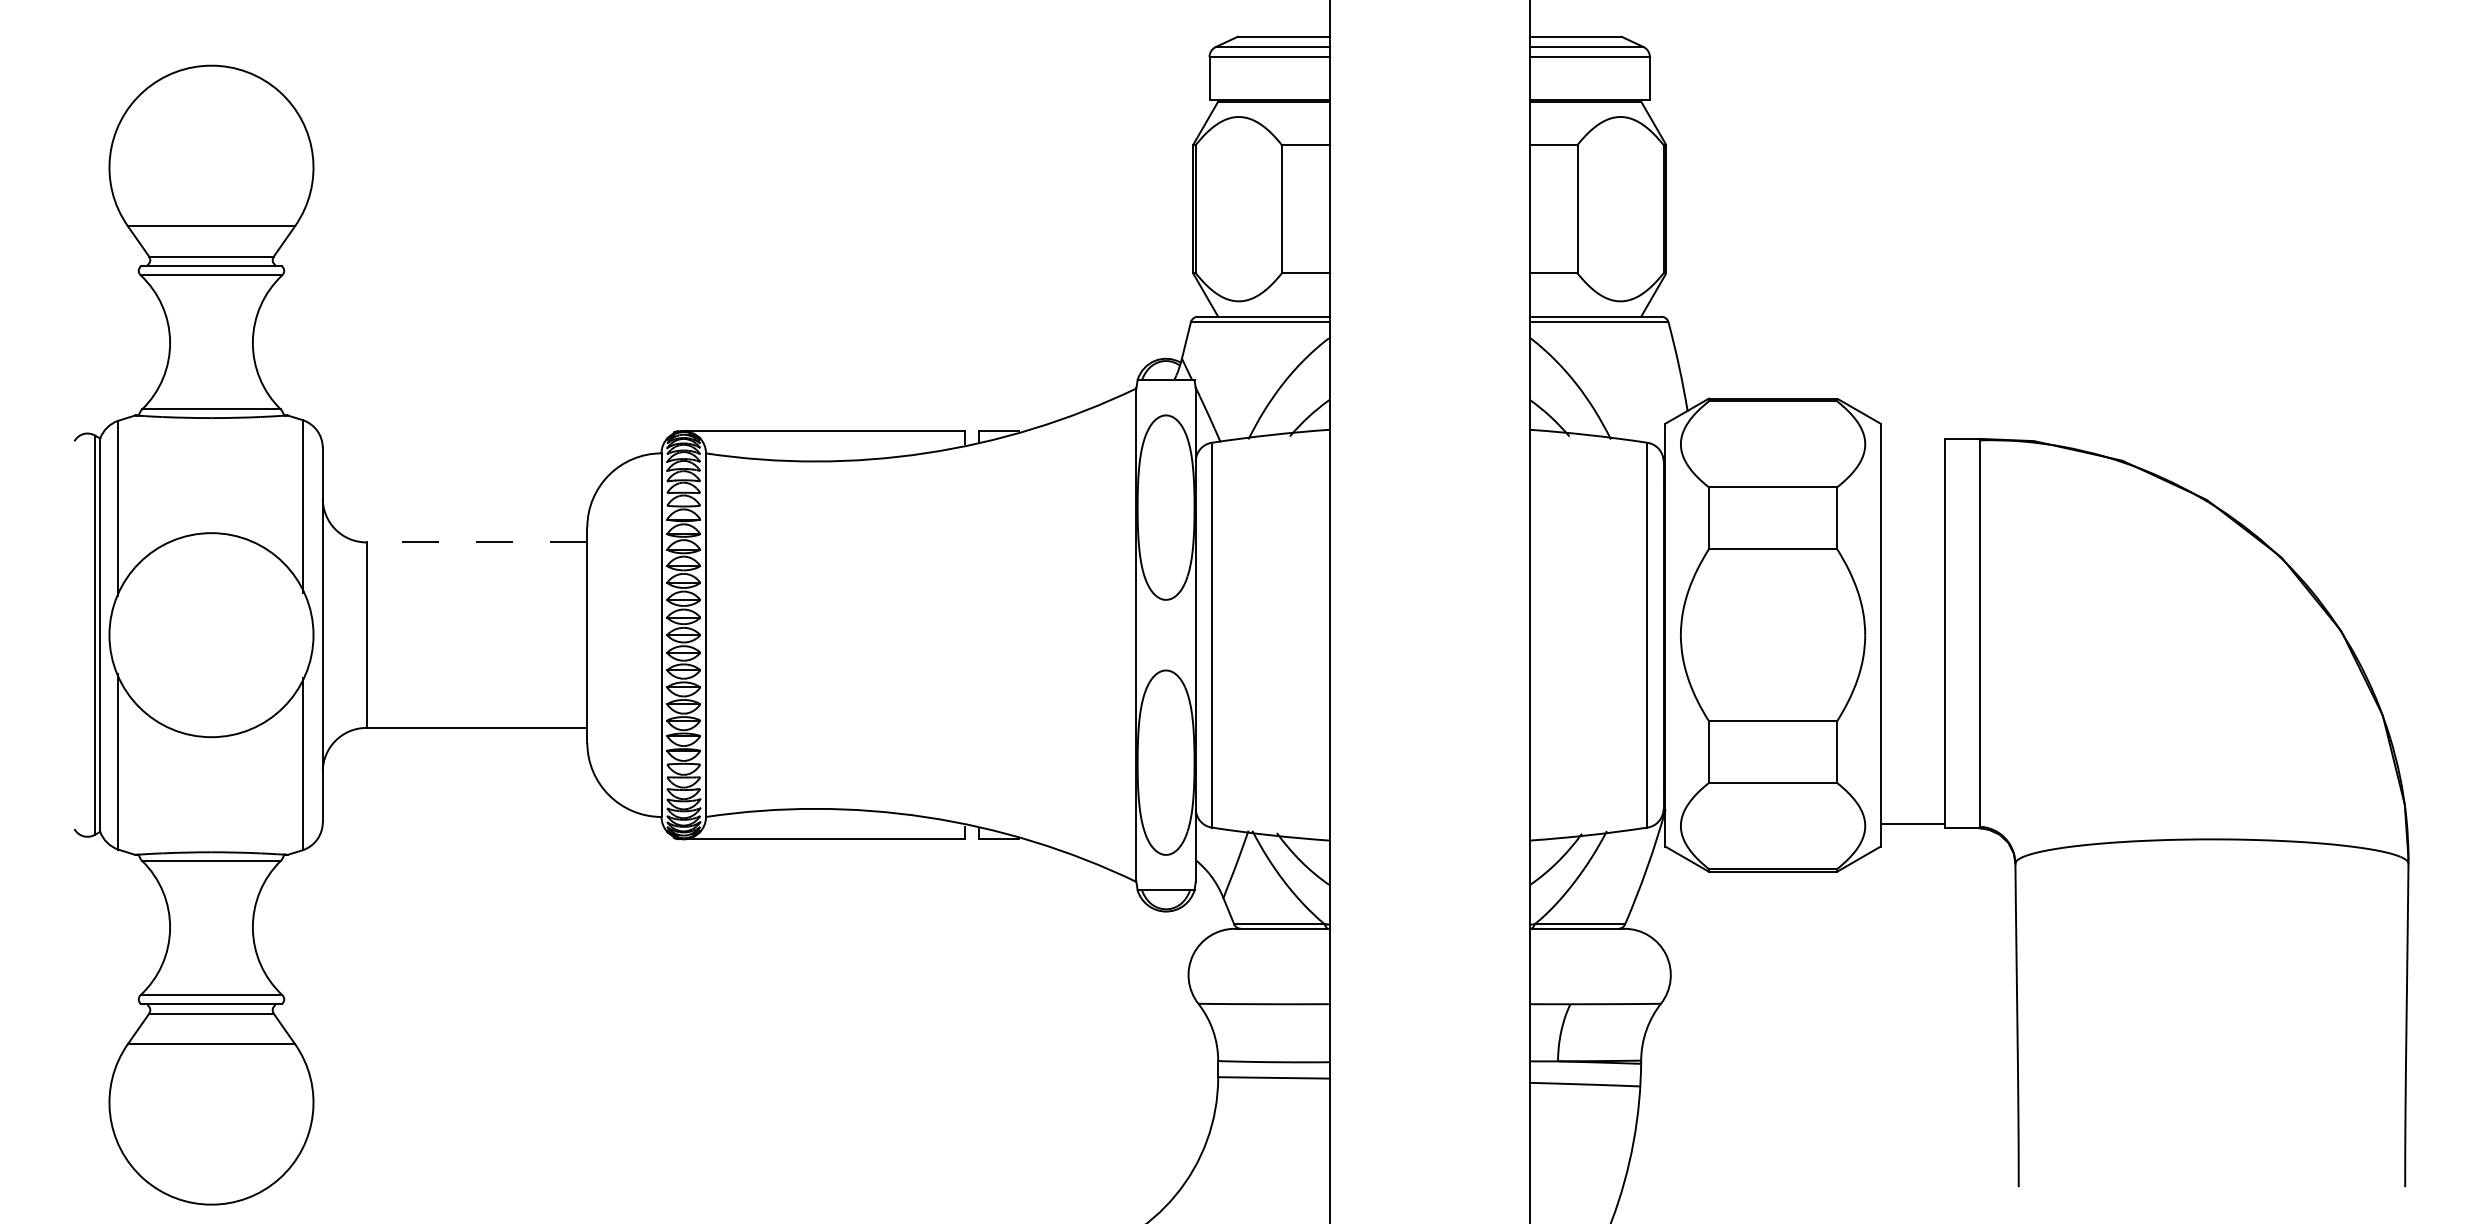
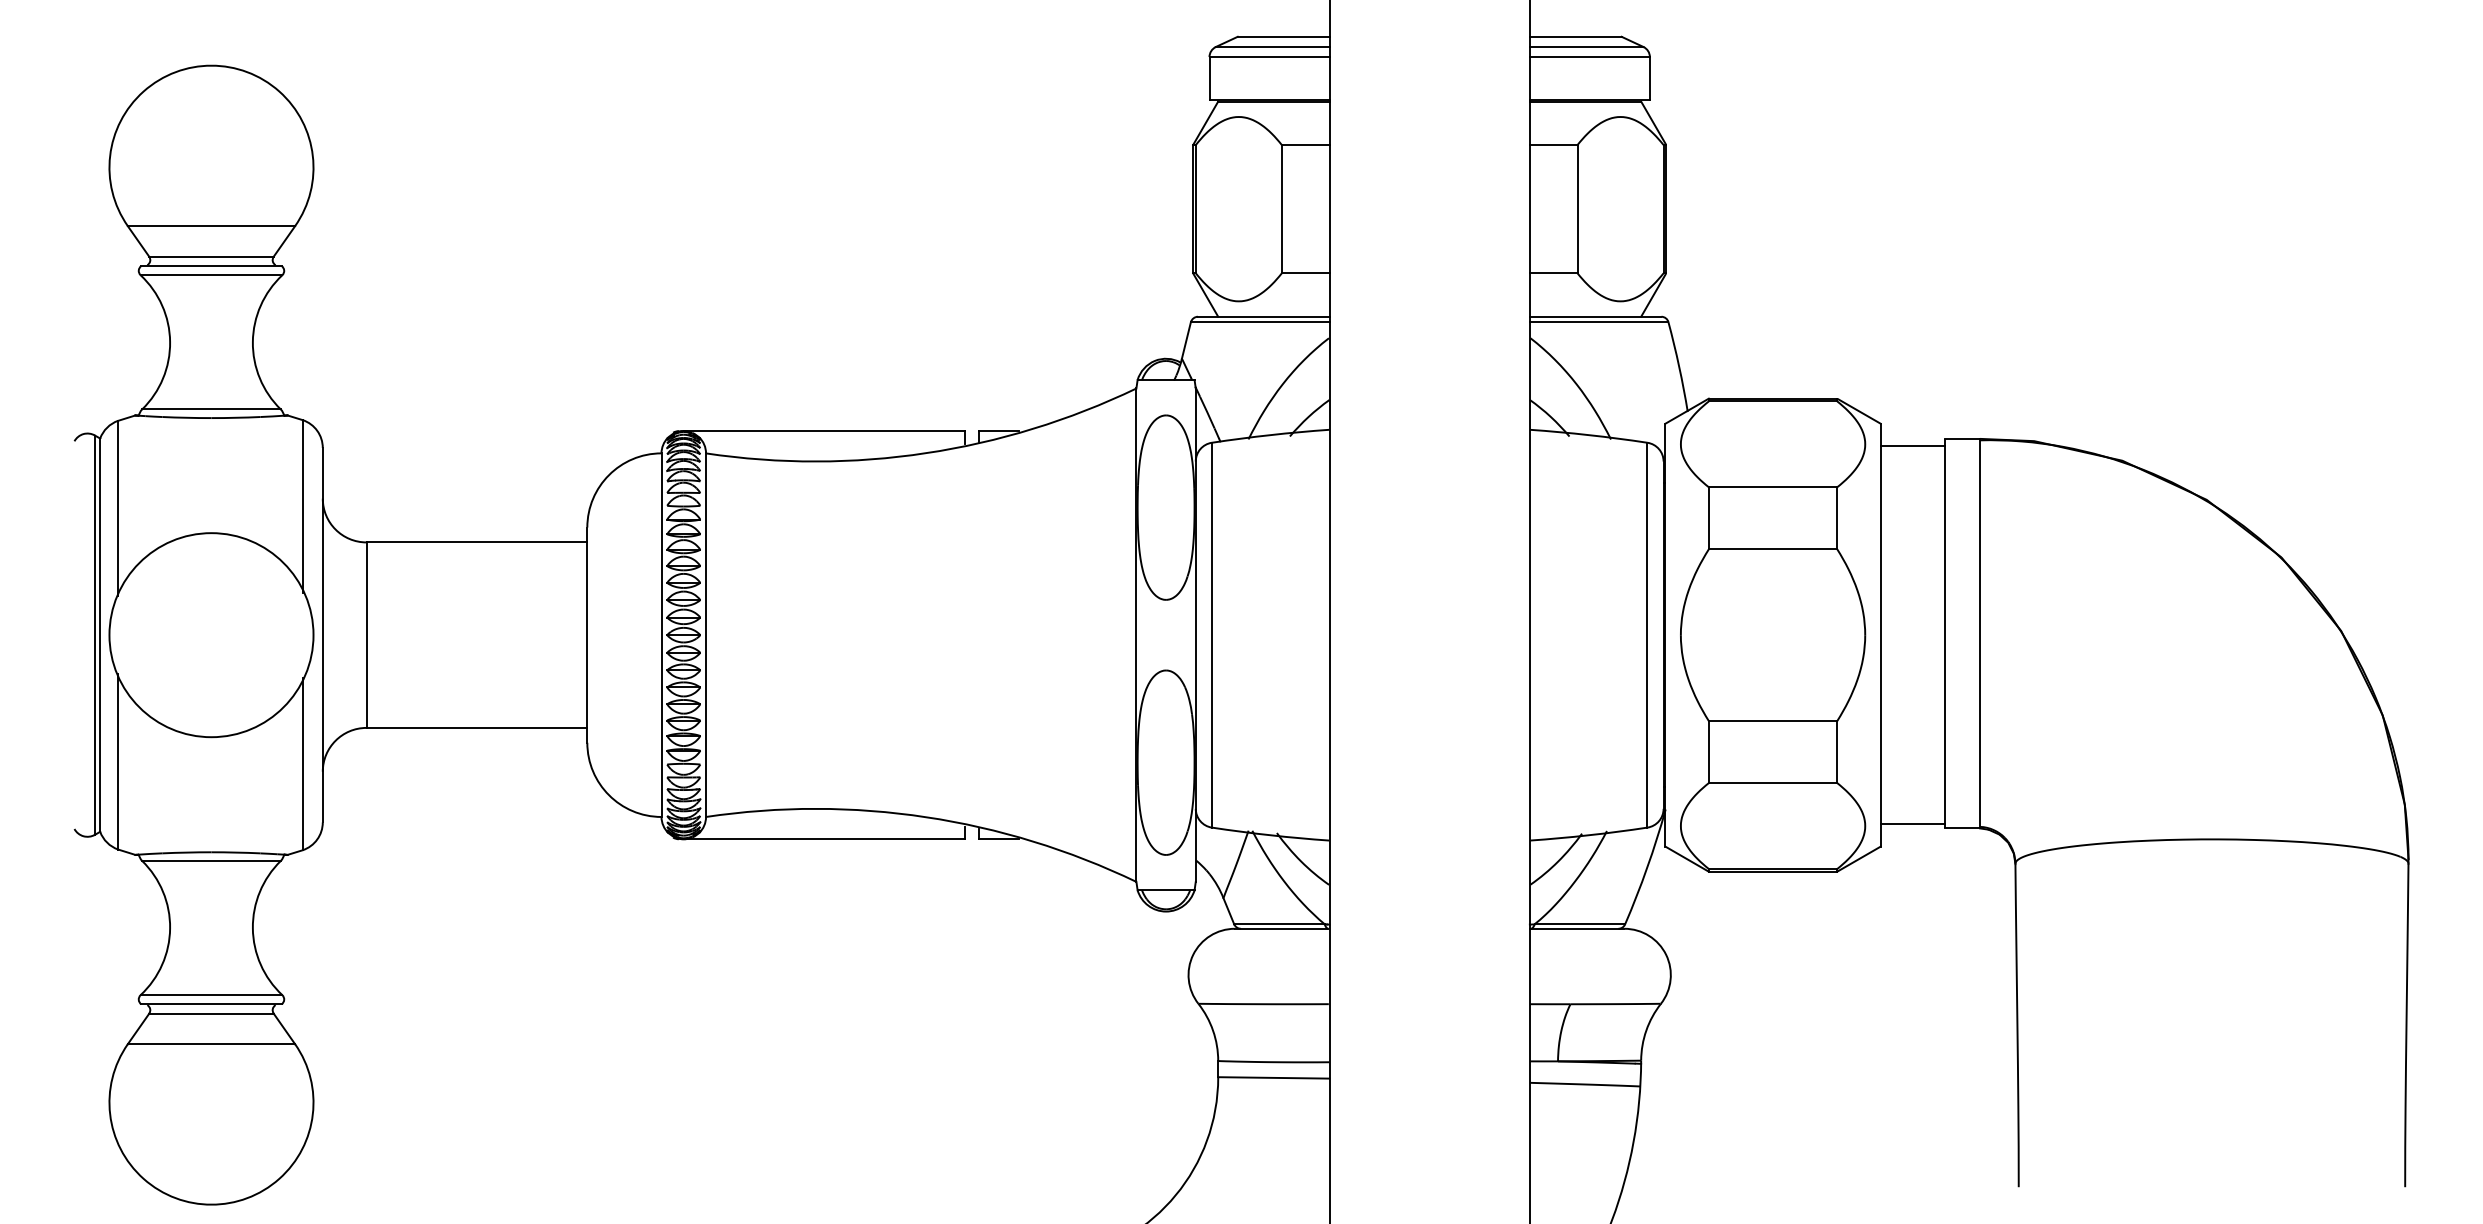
line: none -> present (1912, 445)
line: dashed -> solid (476, 542)
